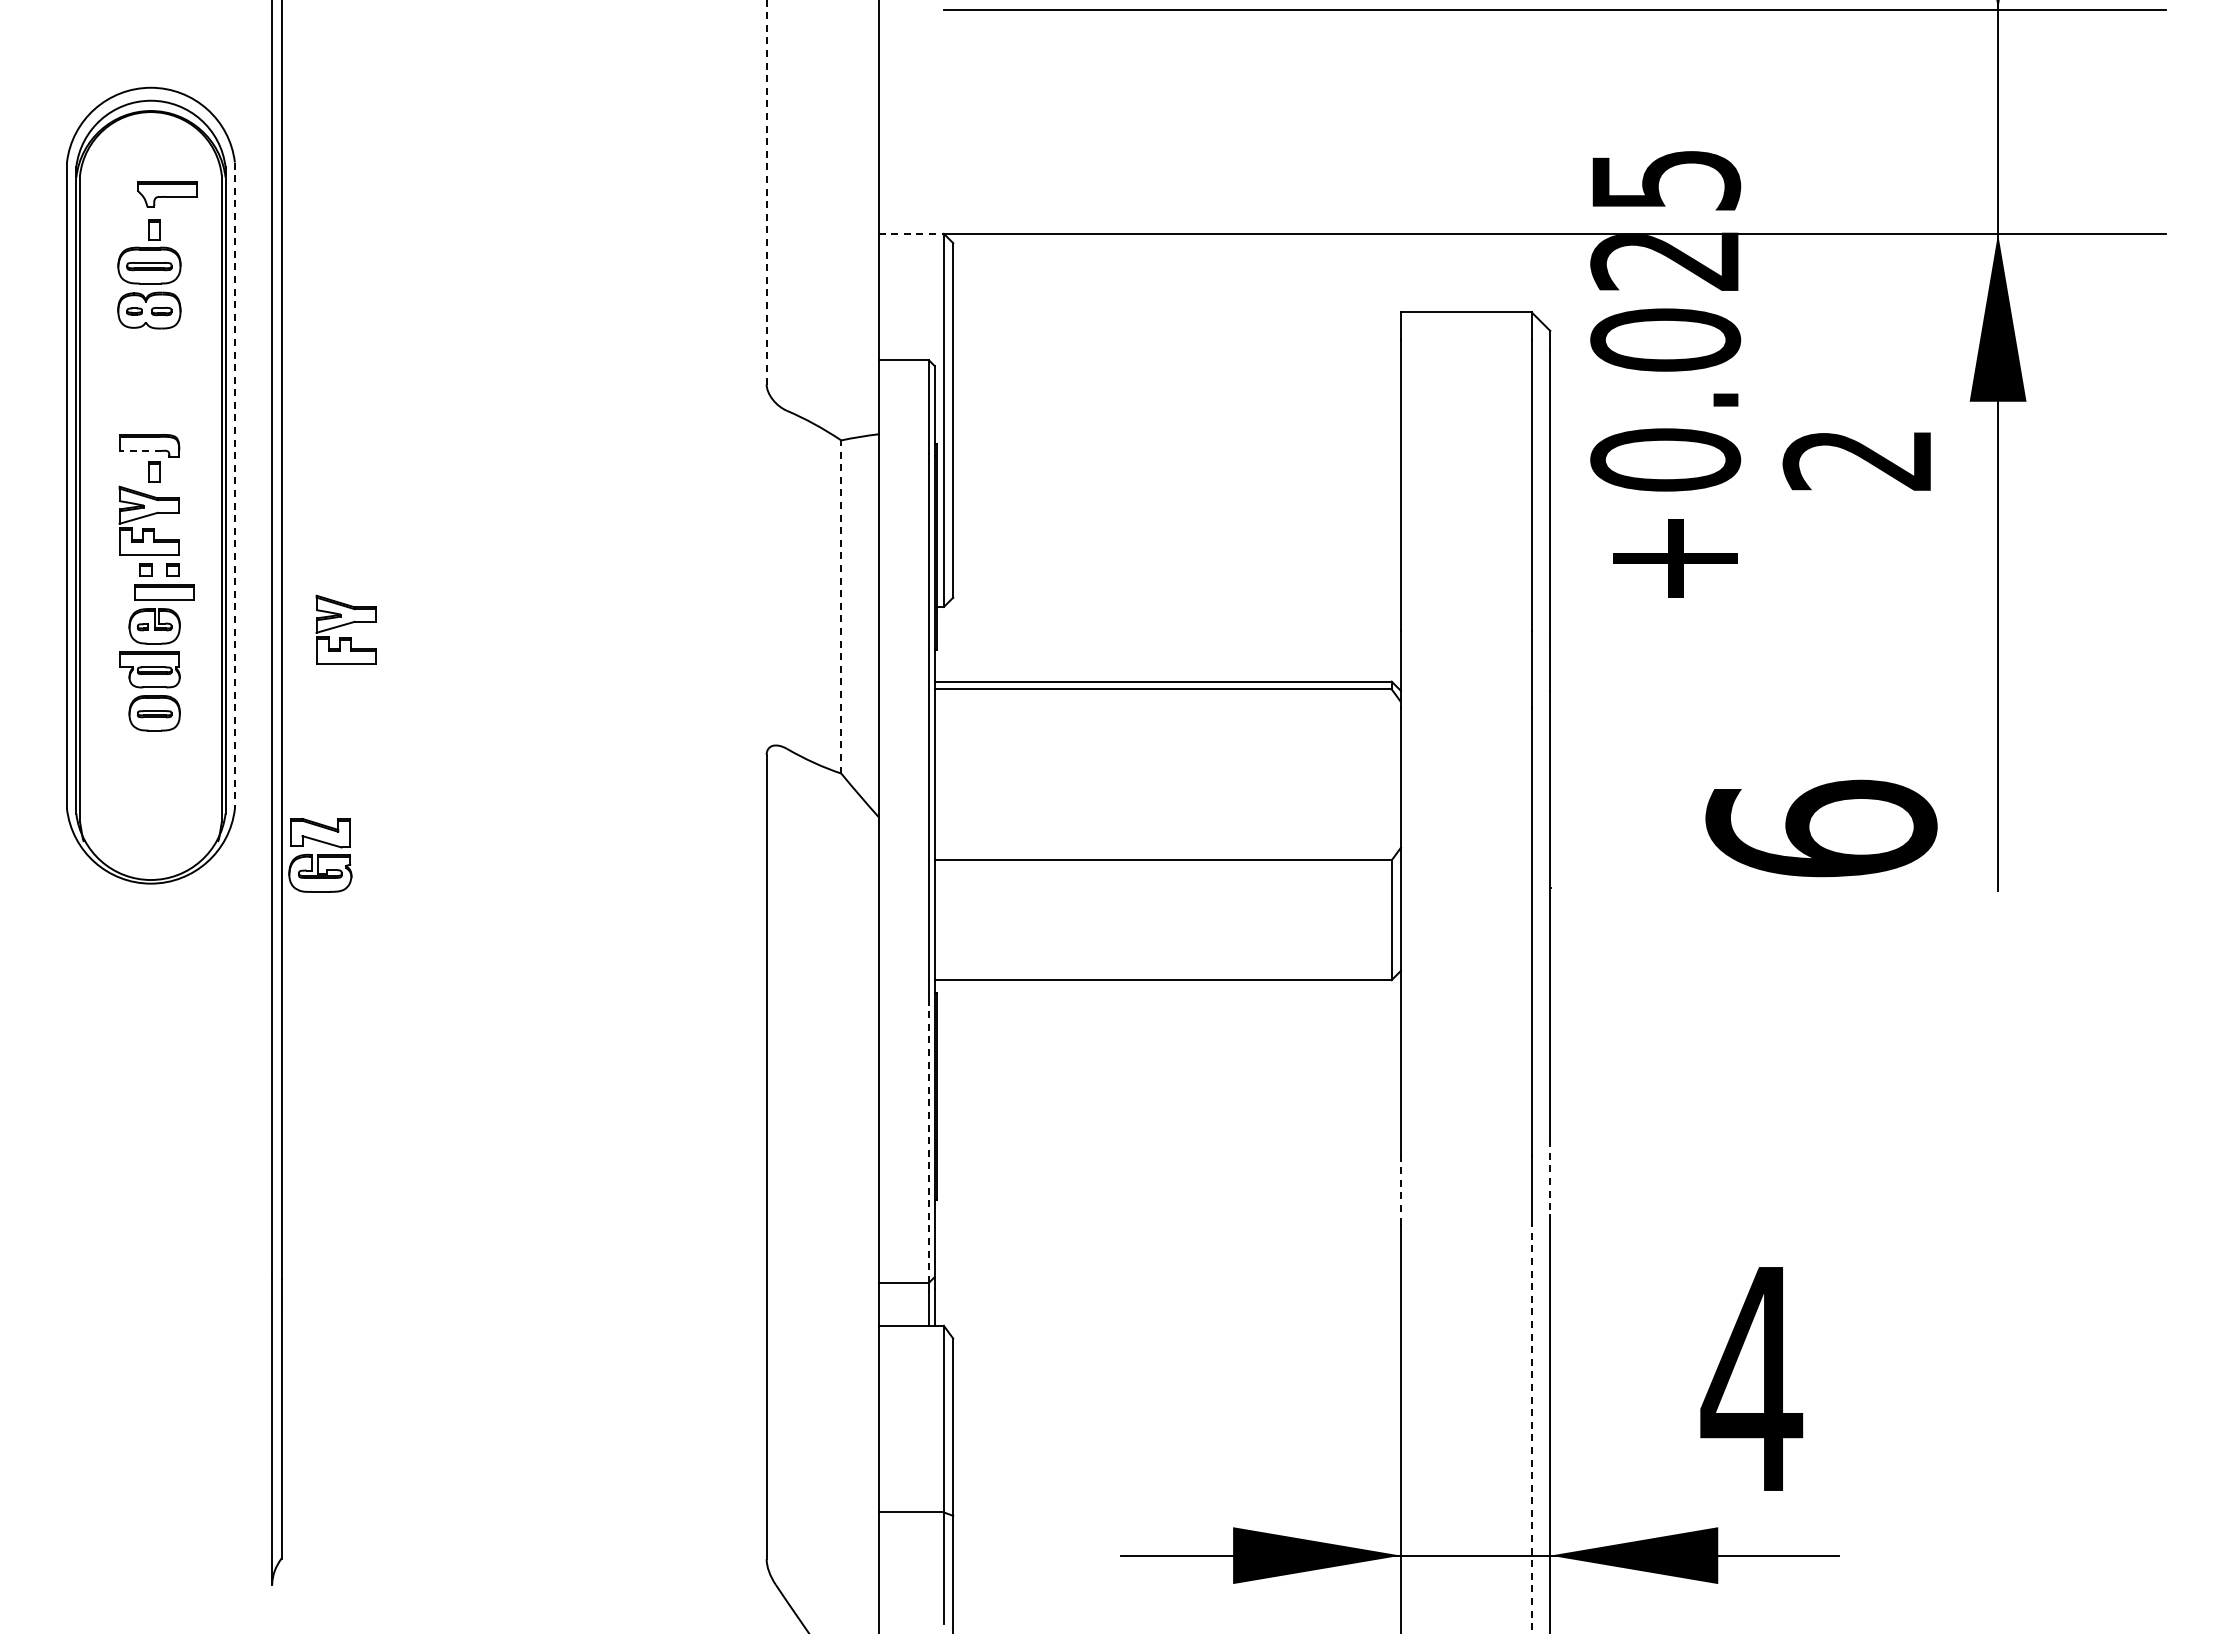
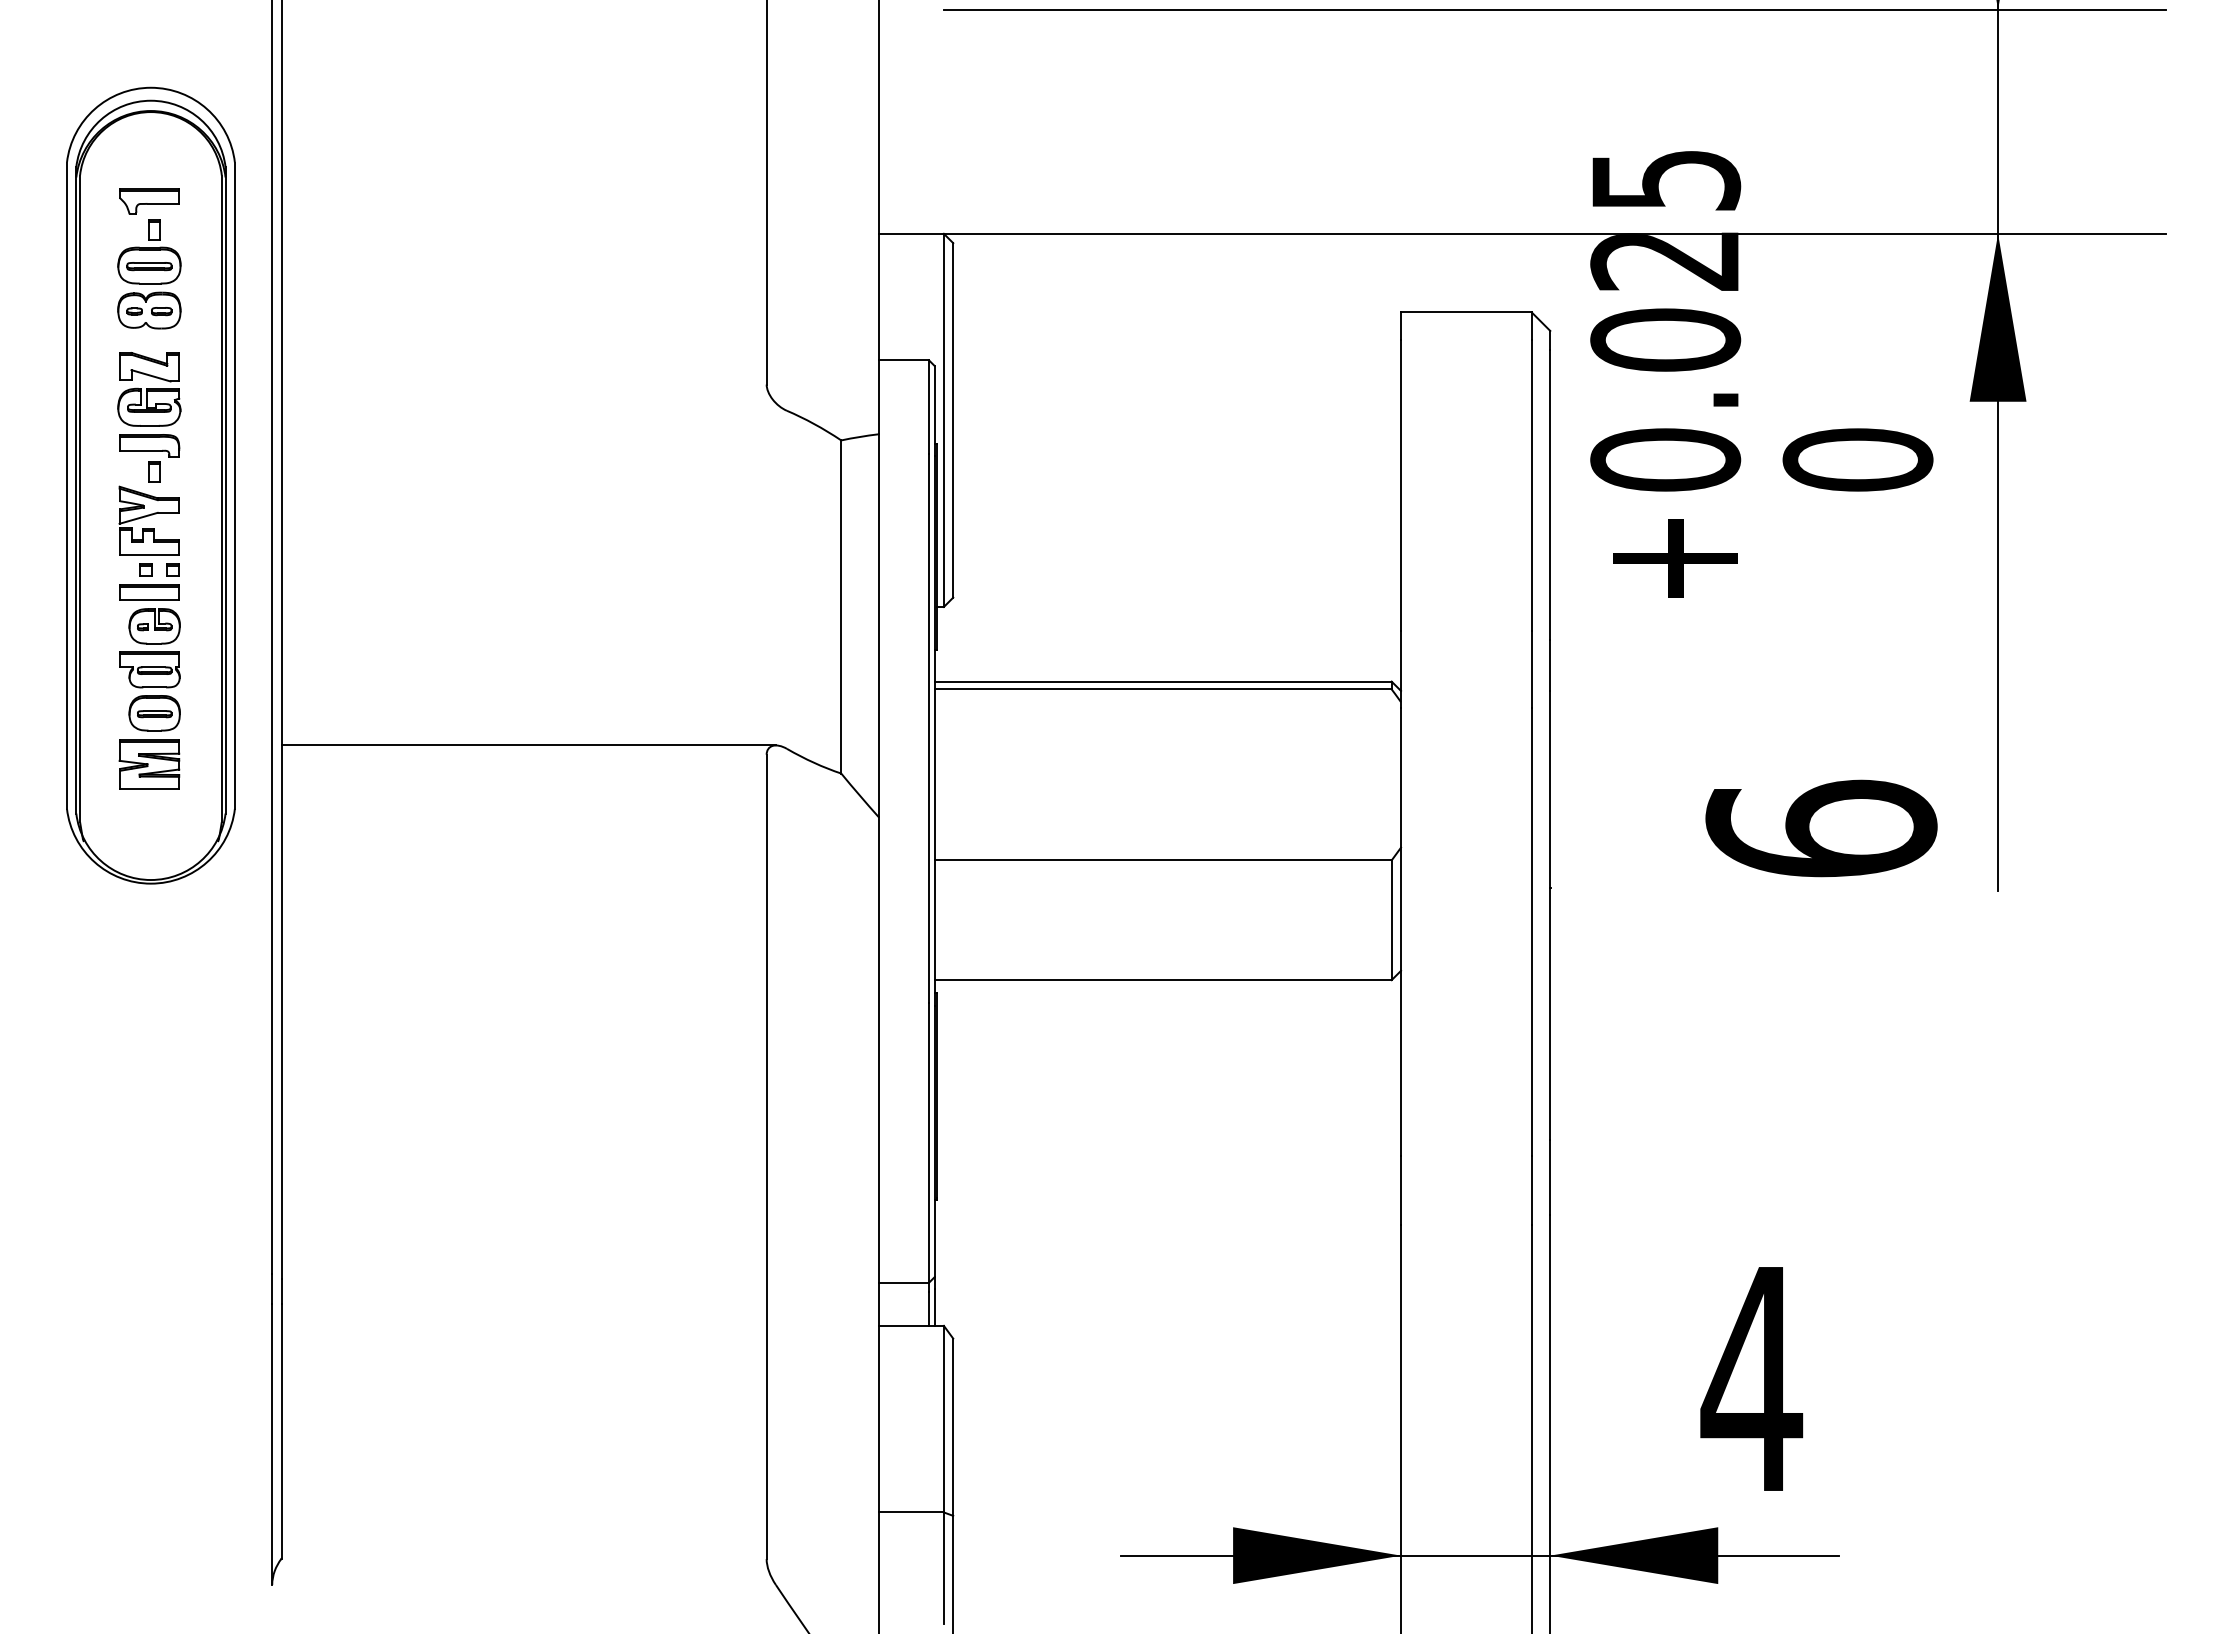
line: dashed -> solid (766, 192)
part position: (167, 194) -> (149, 201) (149, 201)
line: dashed -> solid (911, 233)
line: dashed -> solid (140, 450)
text: 2 -> 0 (1857, 459)
line: dashed -> solid (234, 486)
part position: (164, 592) -> (149, 592) (149, 592)
line: dashed -> solid (841, 607)
part: present -> none (345, 629)
line: none -> present (528, 745)
part: none -> present (149, 764)
part position: (320, 855) -> (149, 389) (149, 389)
line: dashed -> solid (928, 1142)
line: dashed -> solid (1550, 1177)
line: dashed -> solid (1401, 1190)
line: dashed -> solid (1531, 1429)
